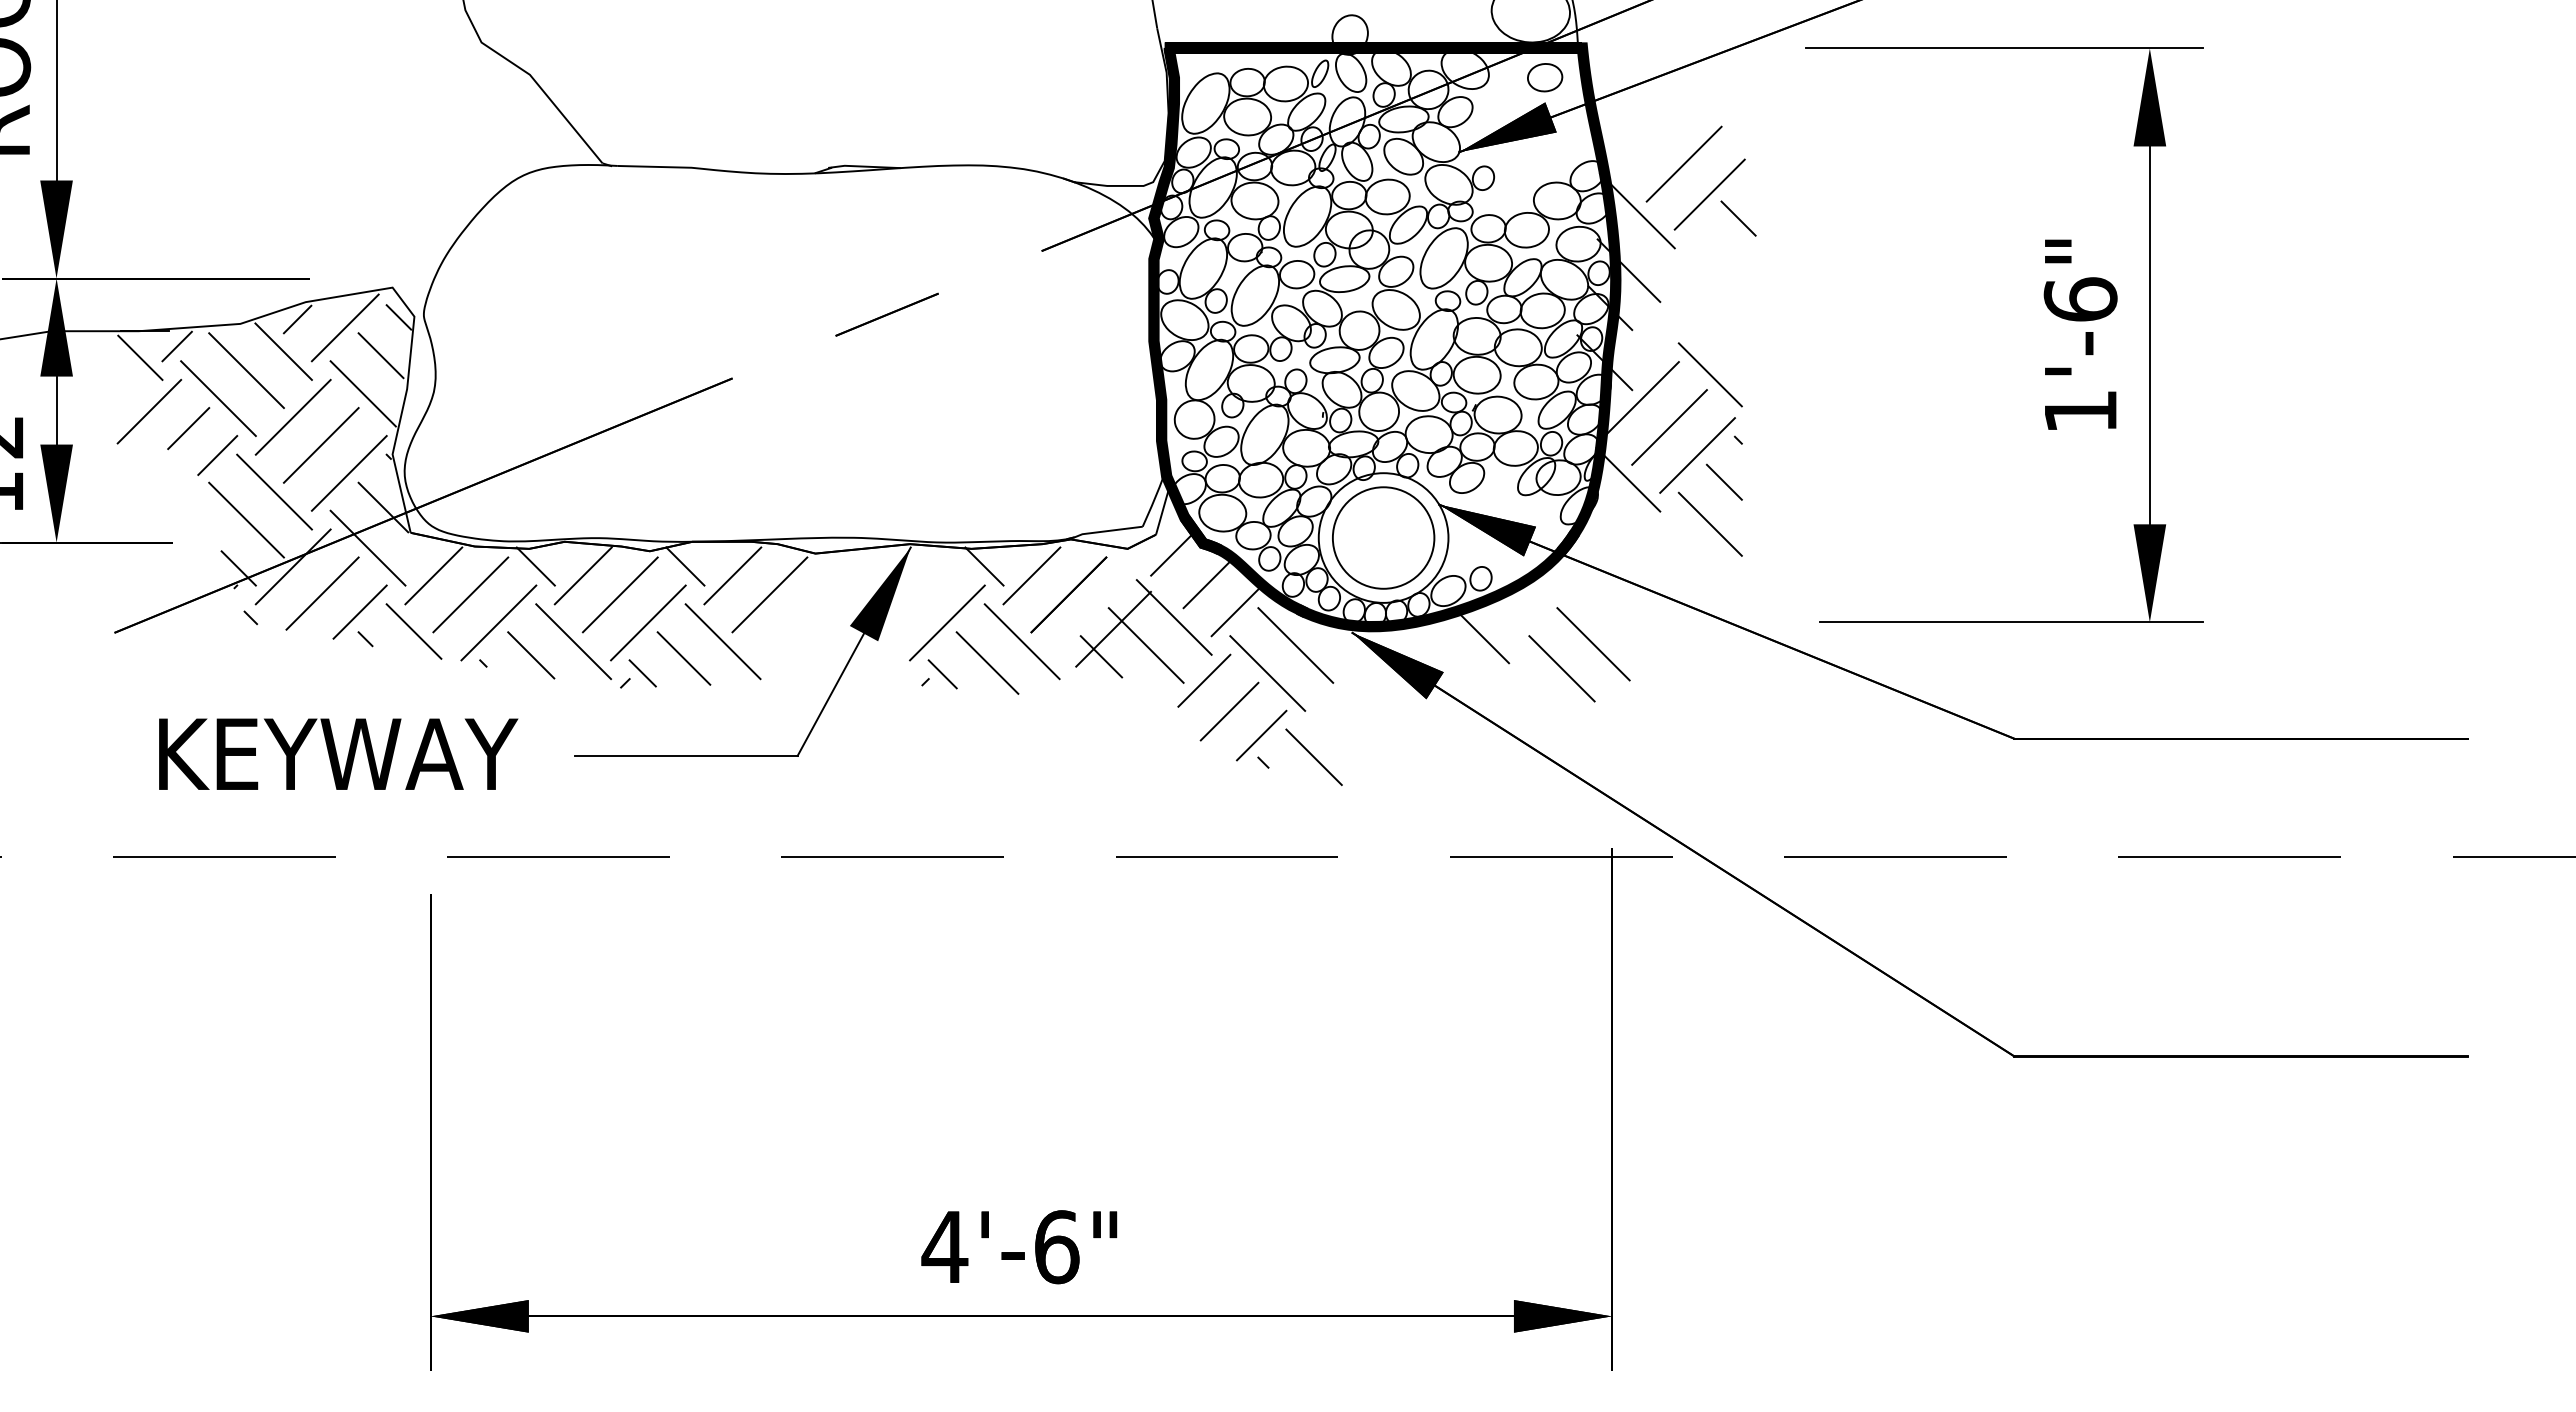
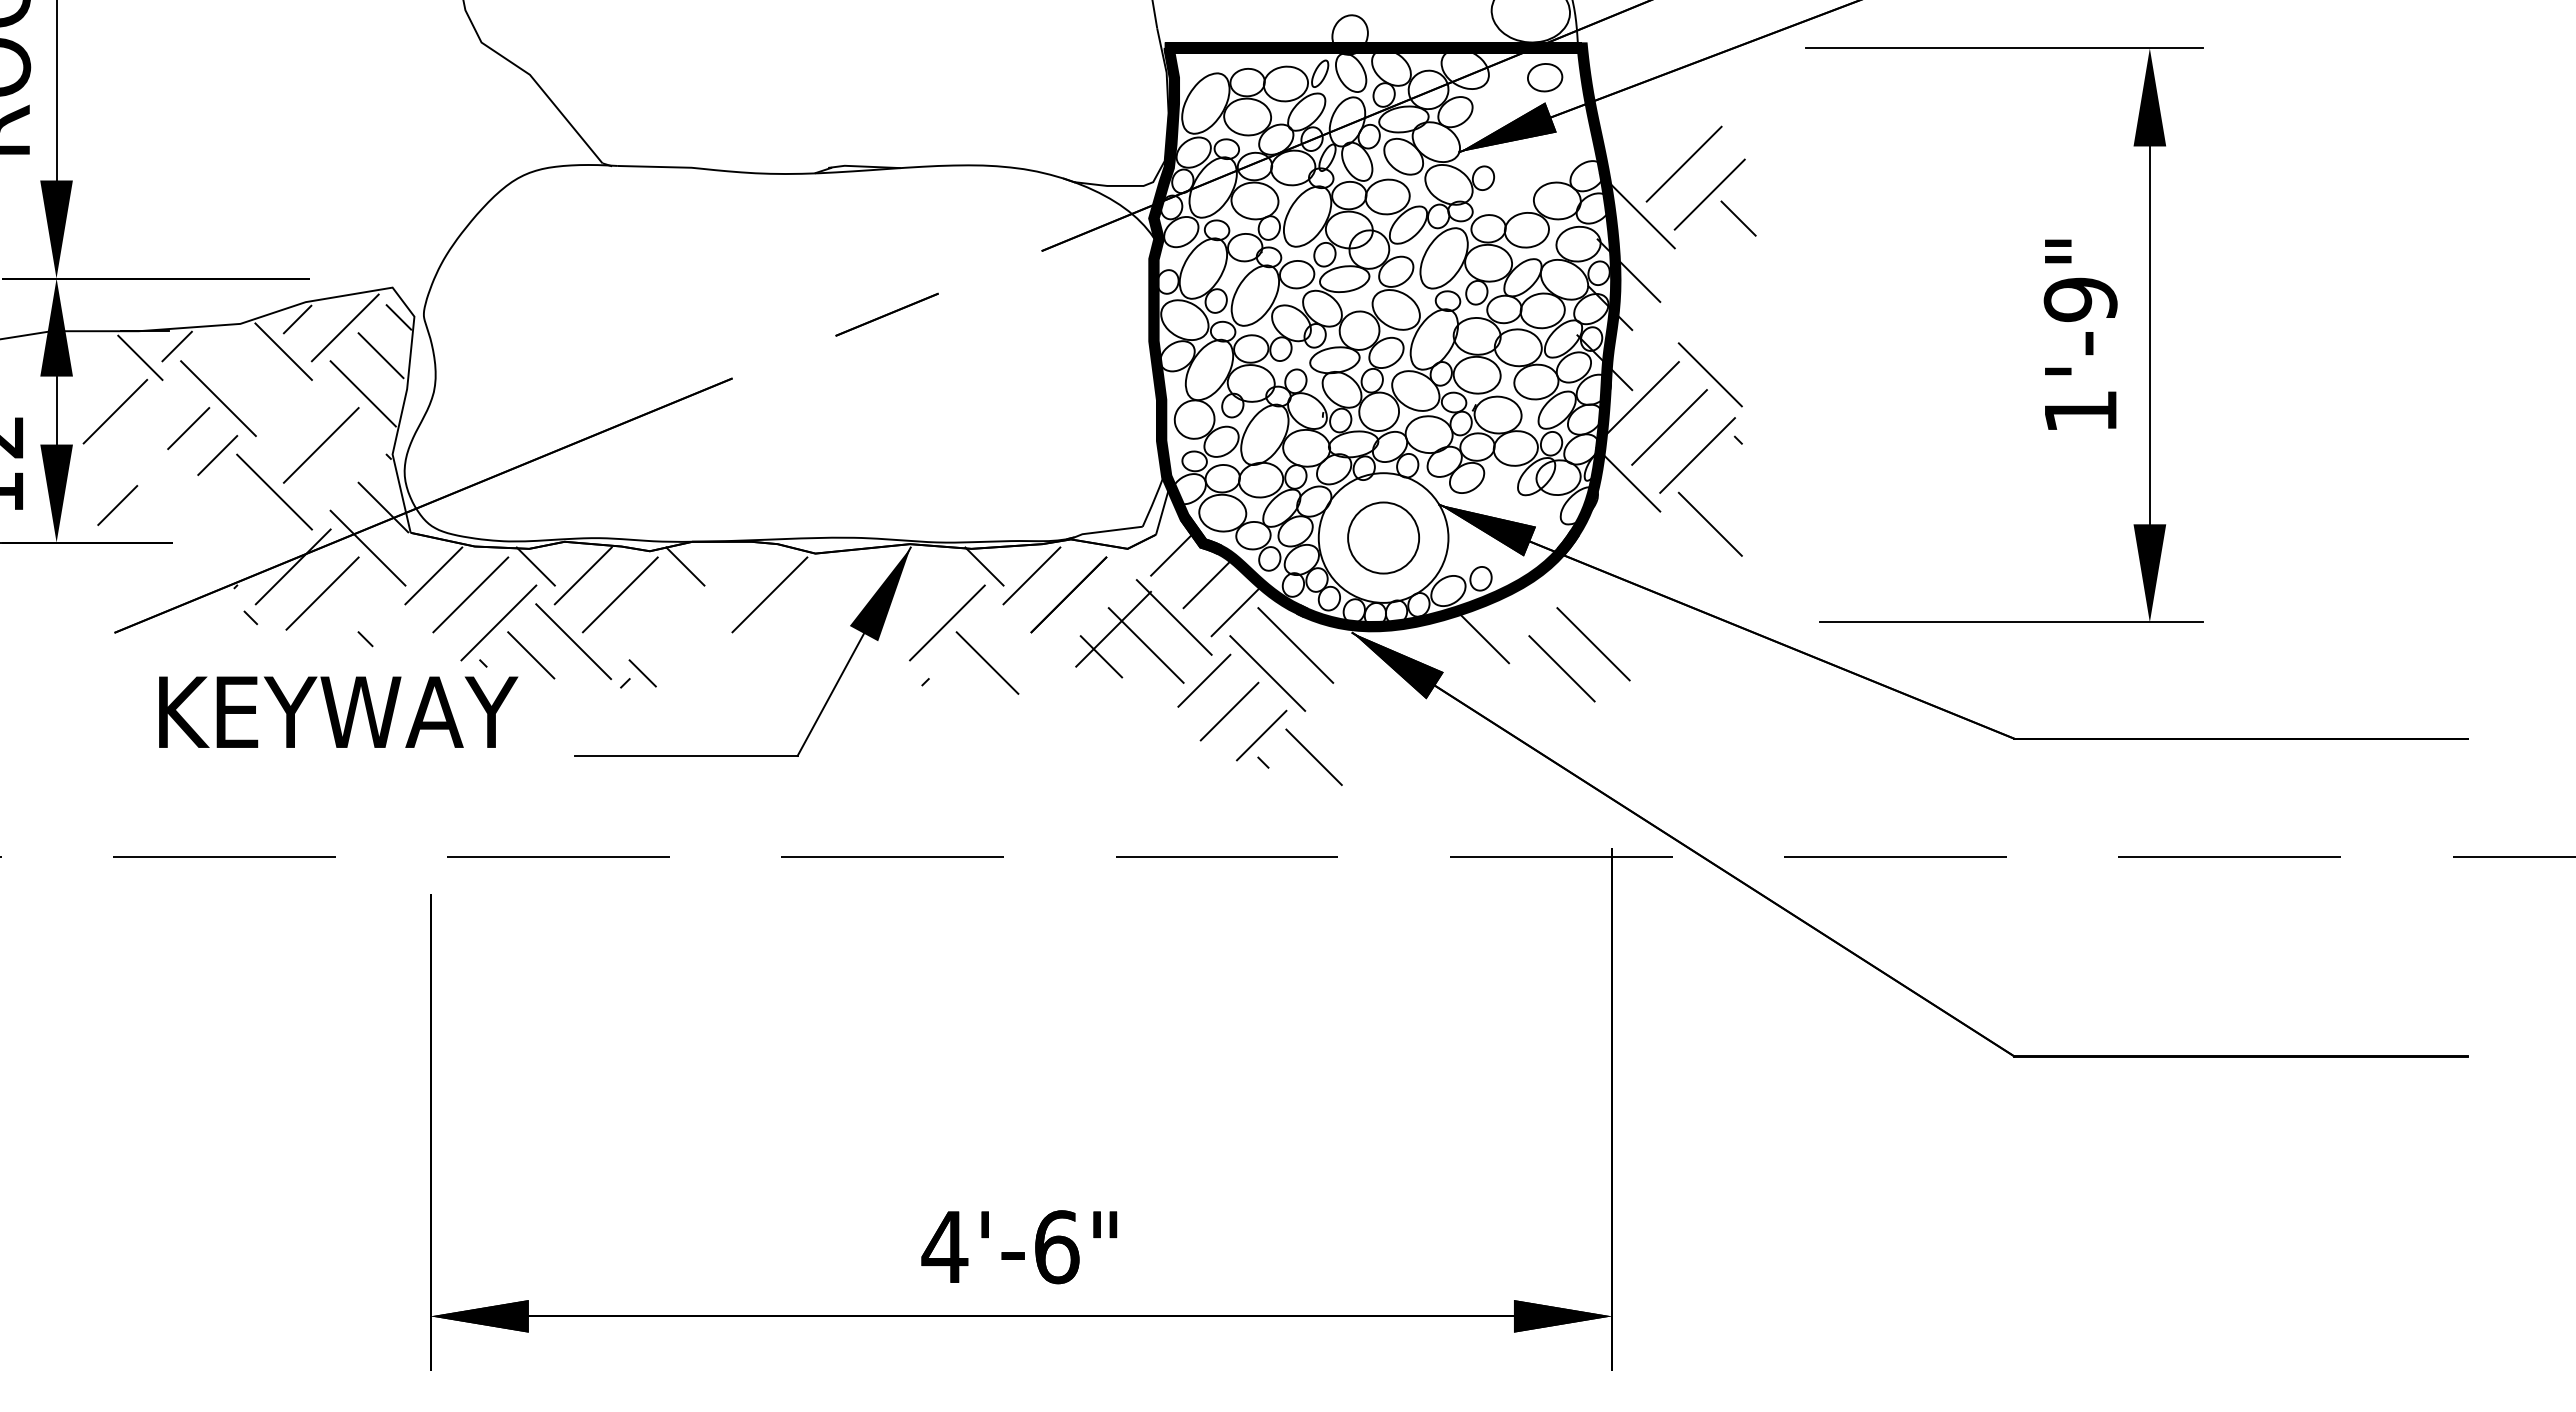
text: 1'-6" -> 1'-9" (2080, 299)
line: present -> none (246, 370)
line position: (149, 411) -> (115, 411) (115, 411)
line: present -> none (292, 416)
line: present -> none (348, 473)
line: present -> none (1723, 481)
line: none -> present (117, 505)
line: present -> none (246, 519)
circle diameter: 102 px -> 71 px (1383, 537)
line: present -> none (238, 568)
line: present -> none (732, 575)
line: present -> none (359, 611)
line: present -> none (648, 622)
line: present -> none (413, 631)
line: present -> none (722, 641)
line: present -> none (1021, 641)
line: present -> none (683, 658)
line: present -> none (942, 674)
text position: (338, 753) -> (338, 711) (338, 711)
